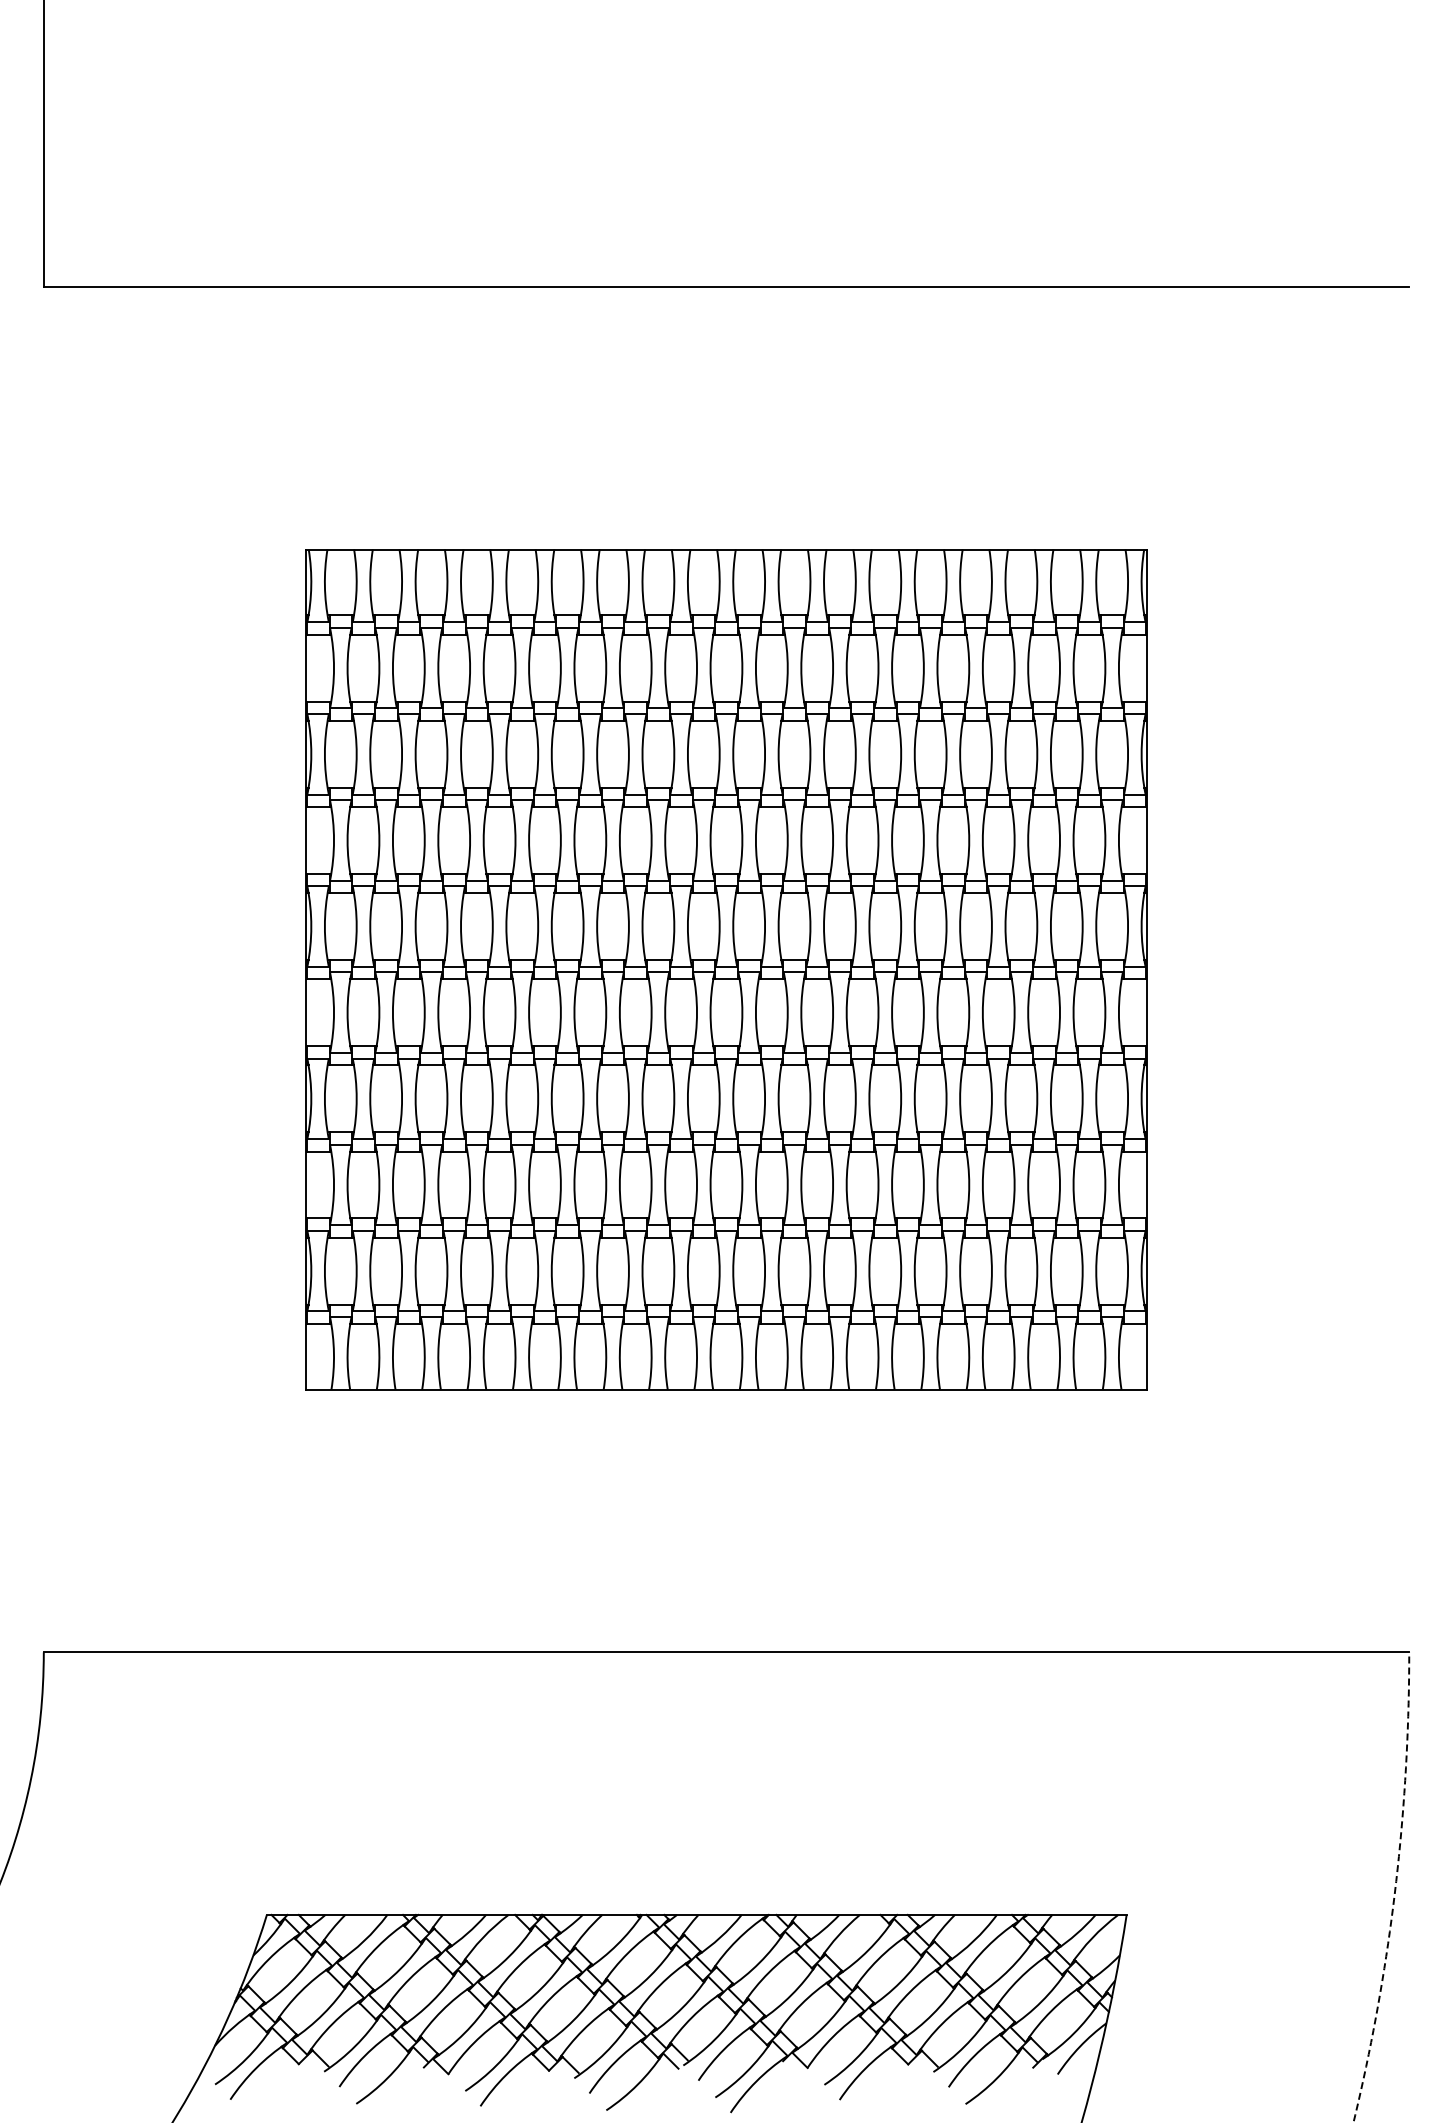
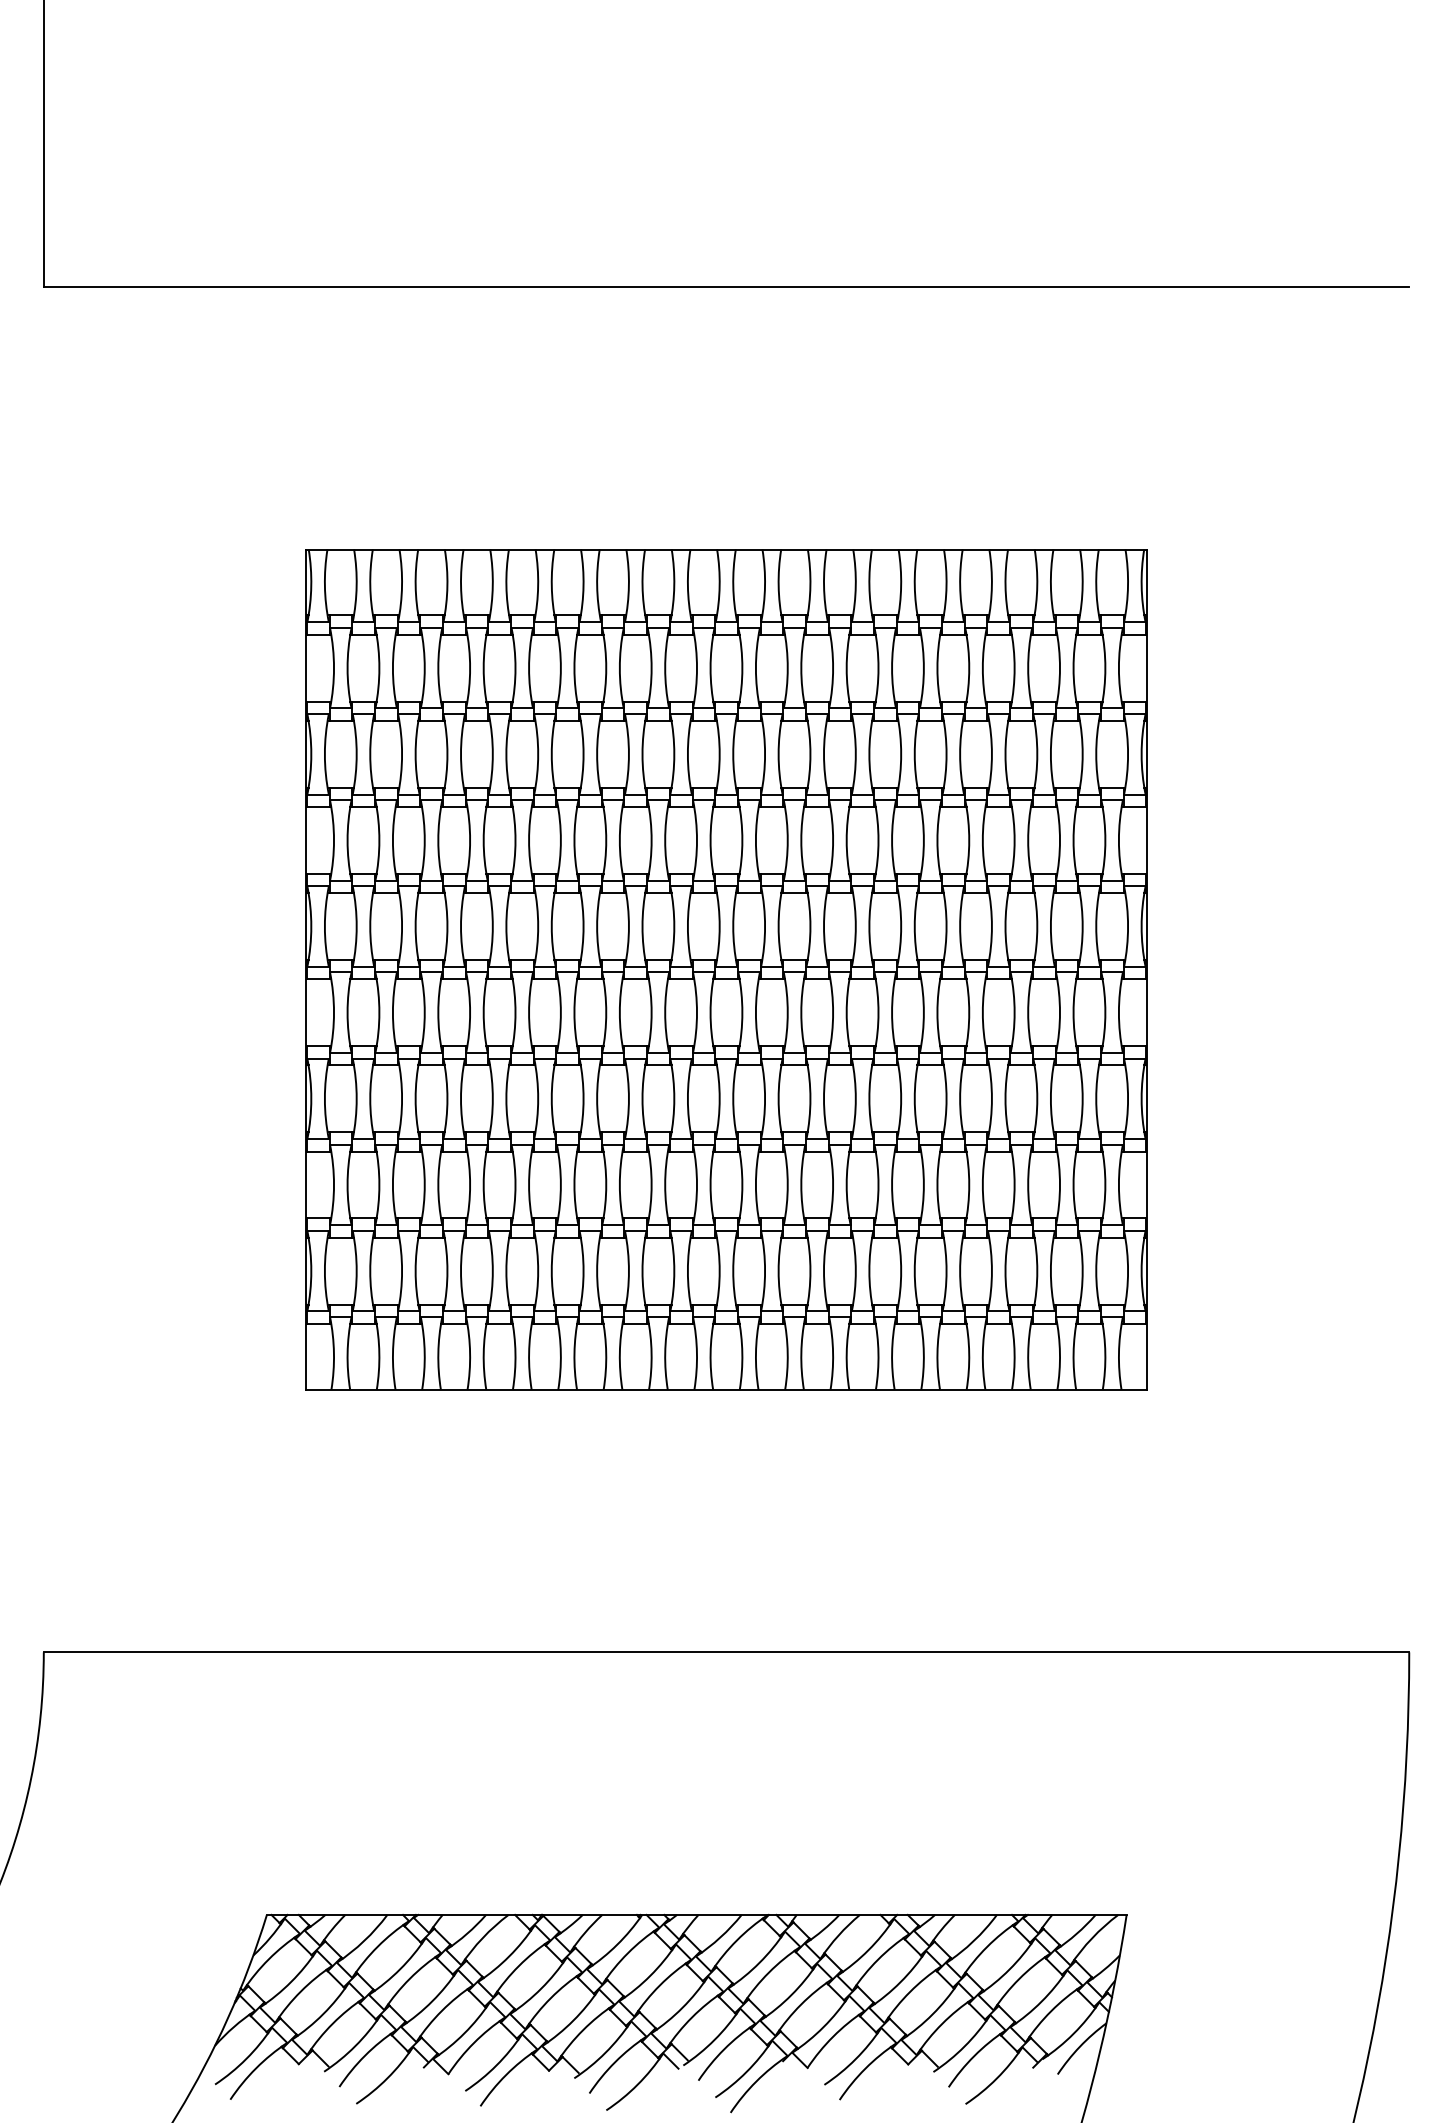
arc: dashed -> solid (1395, 1888)
